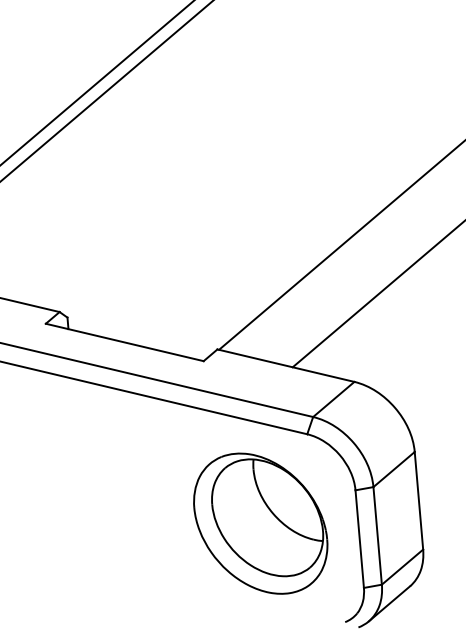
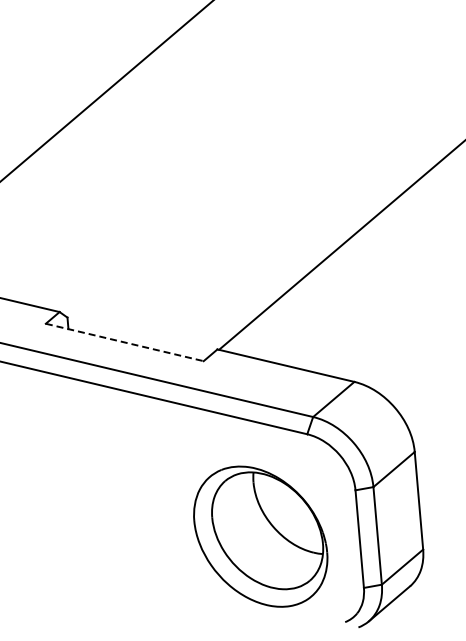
line: present -> none (97, 82)
line: present -> none (377, 294)
line: solid -> dashed (125, 342)
part position: (260, 523) -> (260, 536) (260, 536)
